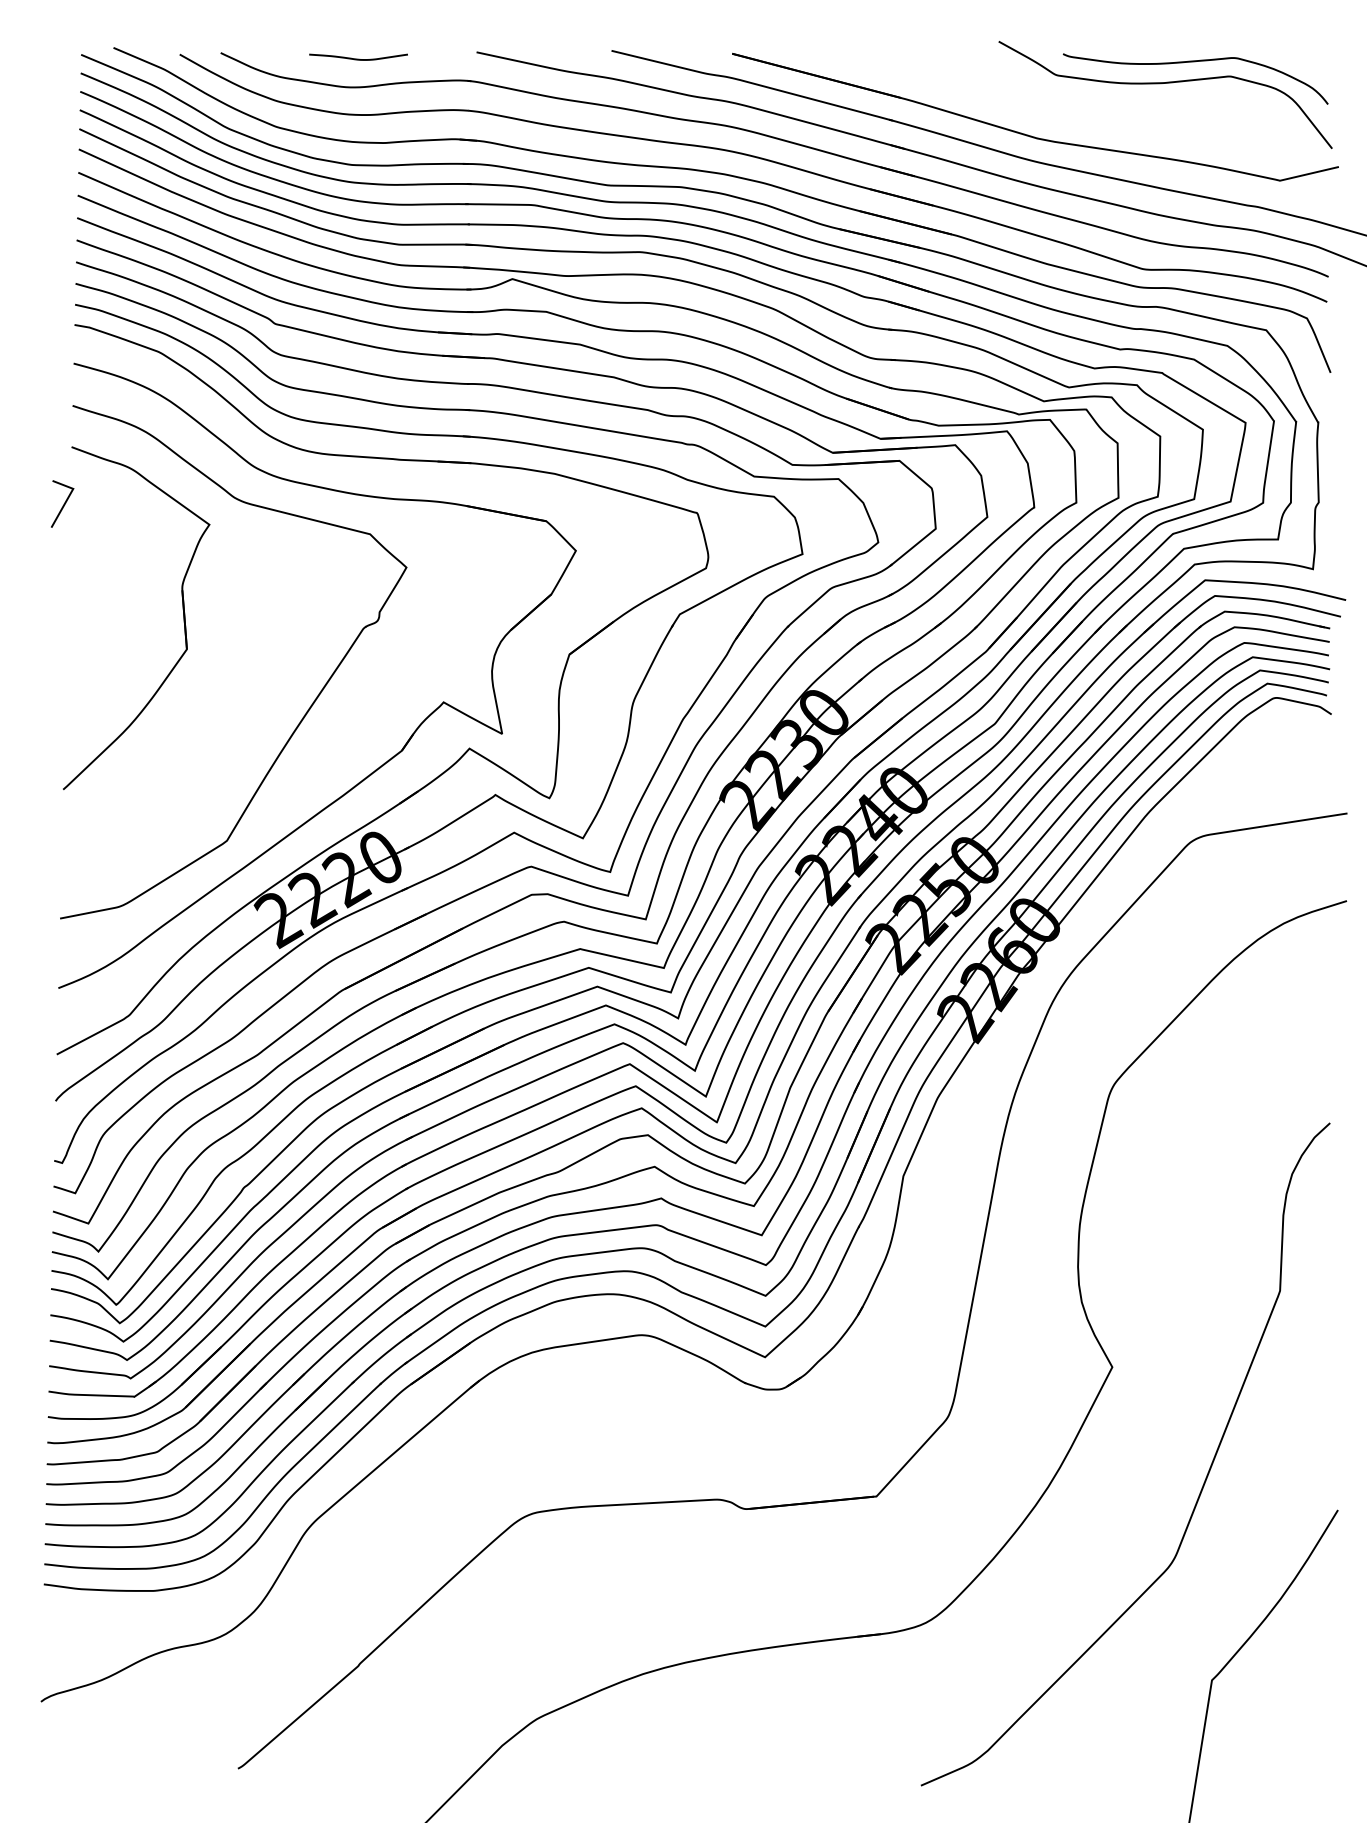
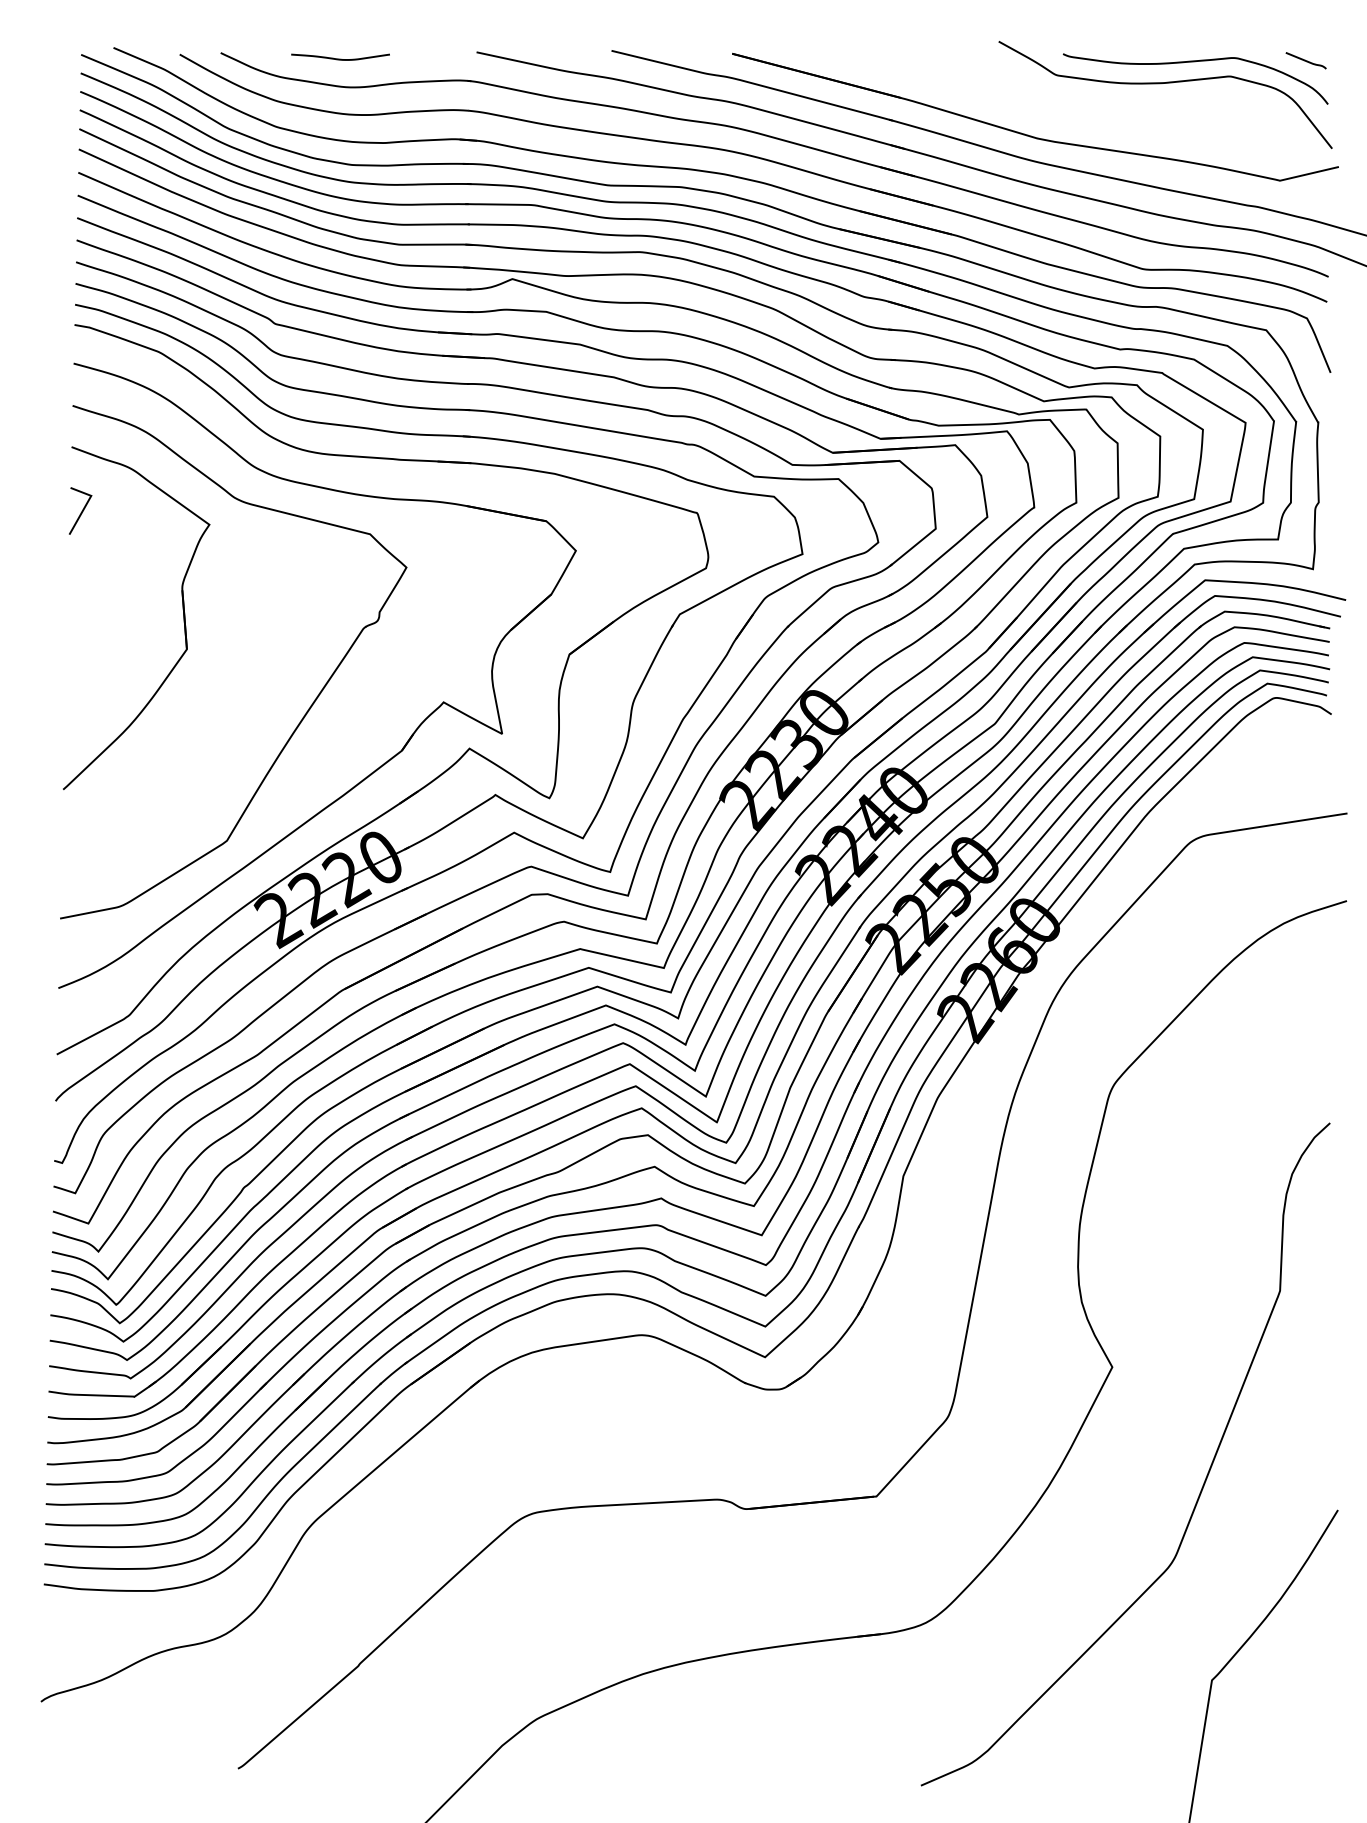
curve position: (358, 58) -> (340, 58) (340, 58)
curve: none -> present (1305, 60)
line position: (63, 504) -> (81, 511) (81, 511)
